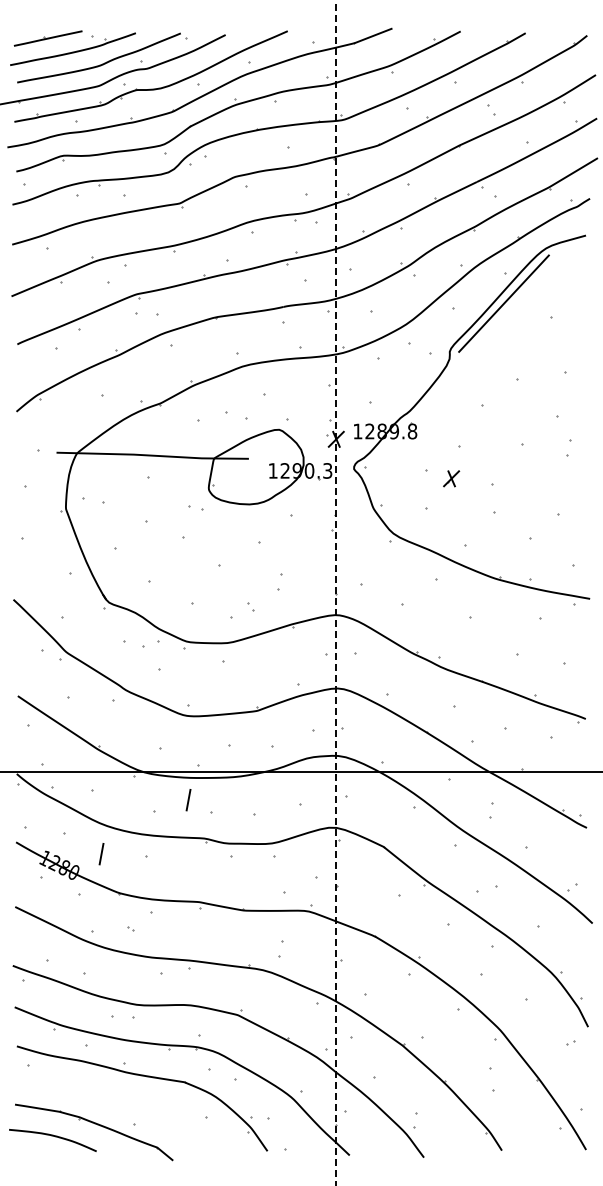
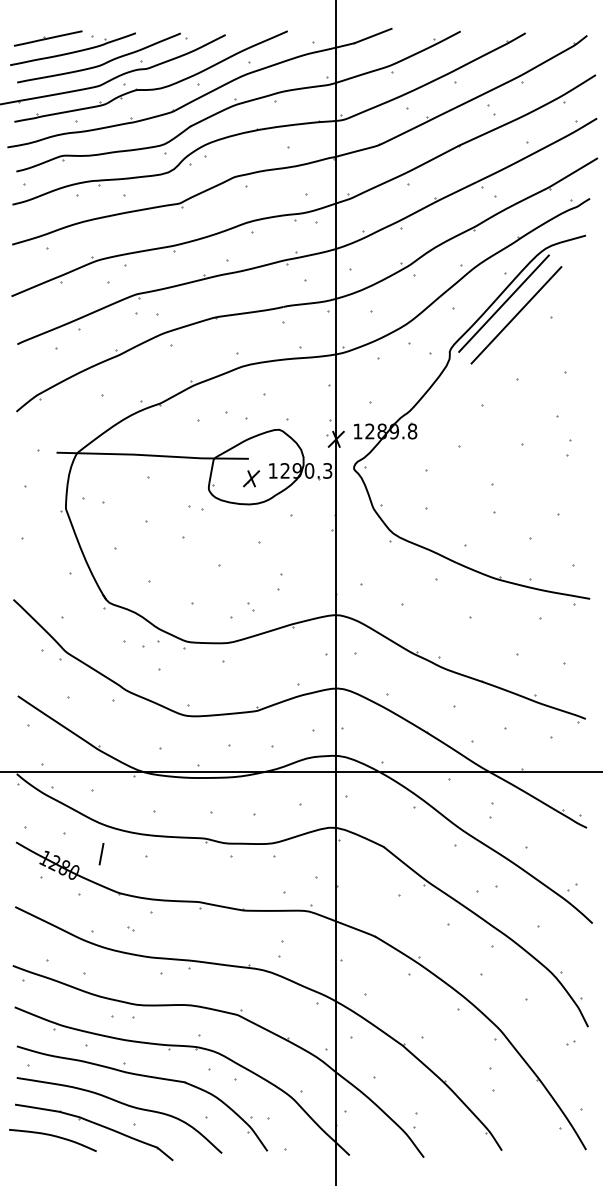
line: none -> present (516, 315)
part position: (451, 478) -> (251, 478) (251, 478)
line: dashed -> solid (336, 592)
line: present -> none (188, 800)
curve: none -> present (124, 1105)
